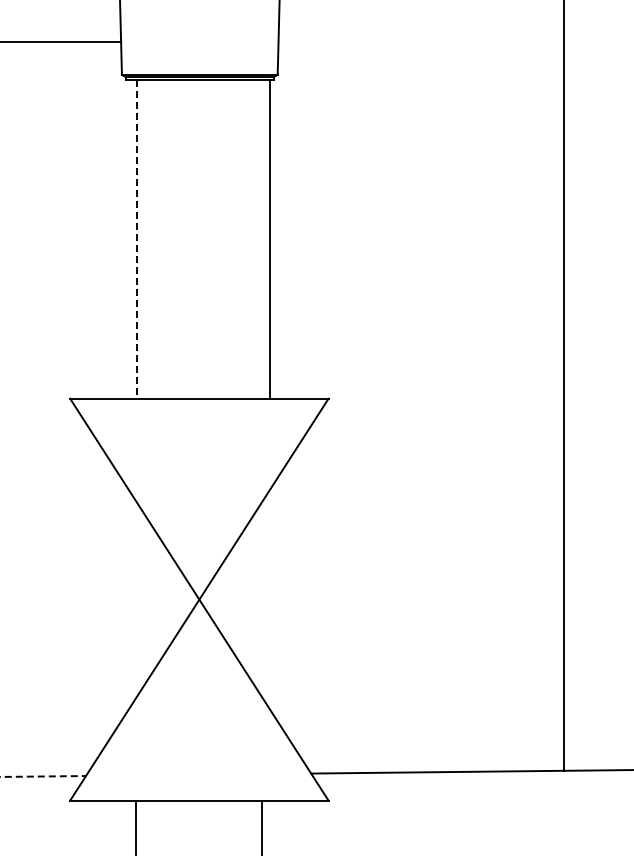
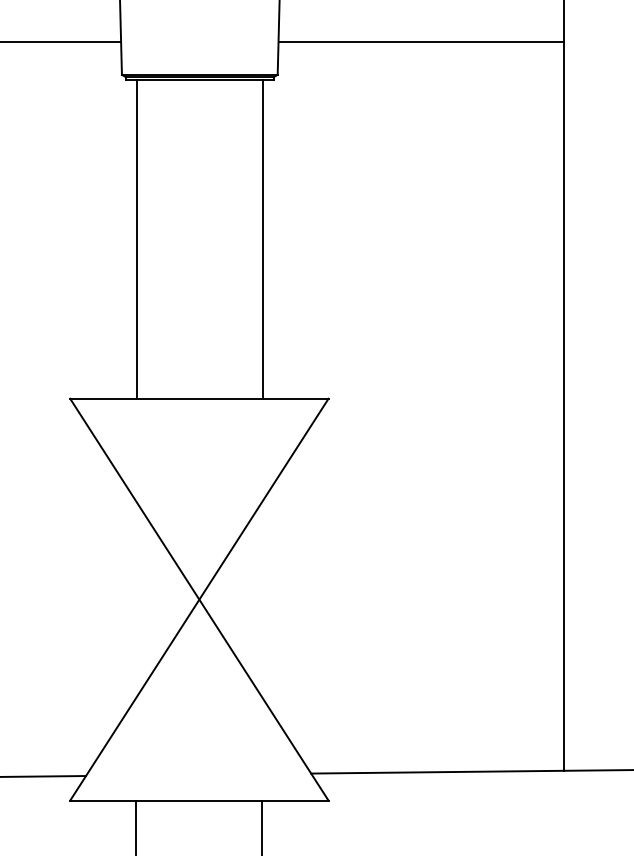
line: none -> present (420, 42)
line position: (269, 239) -> (262, 239) (262, 239)
line: dashed -> solid (136, 240)
line: dashed -> solid (43, 776)
